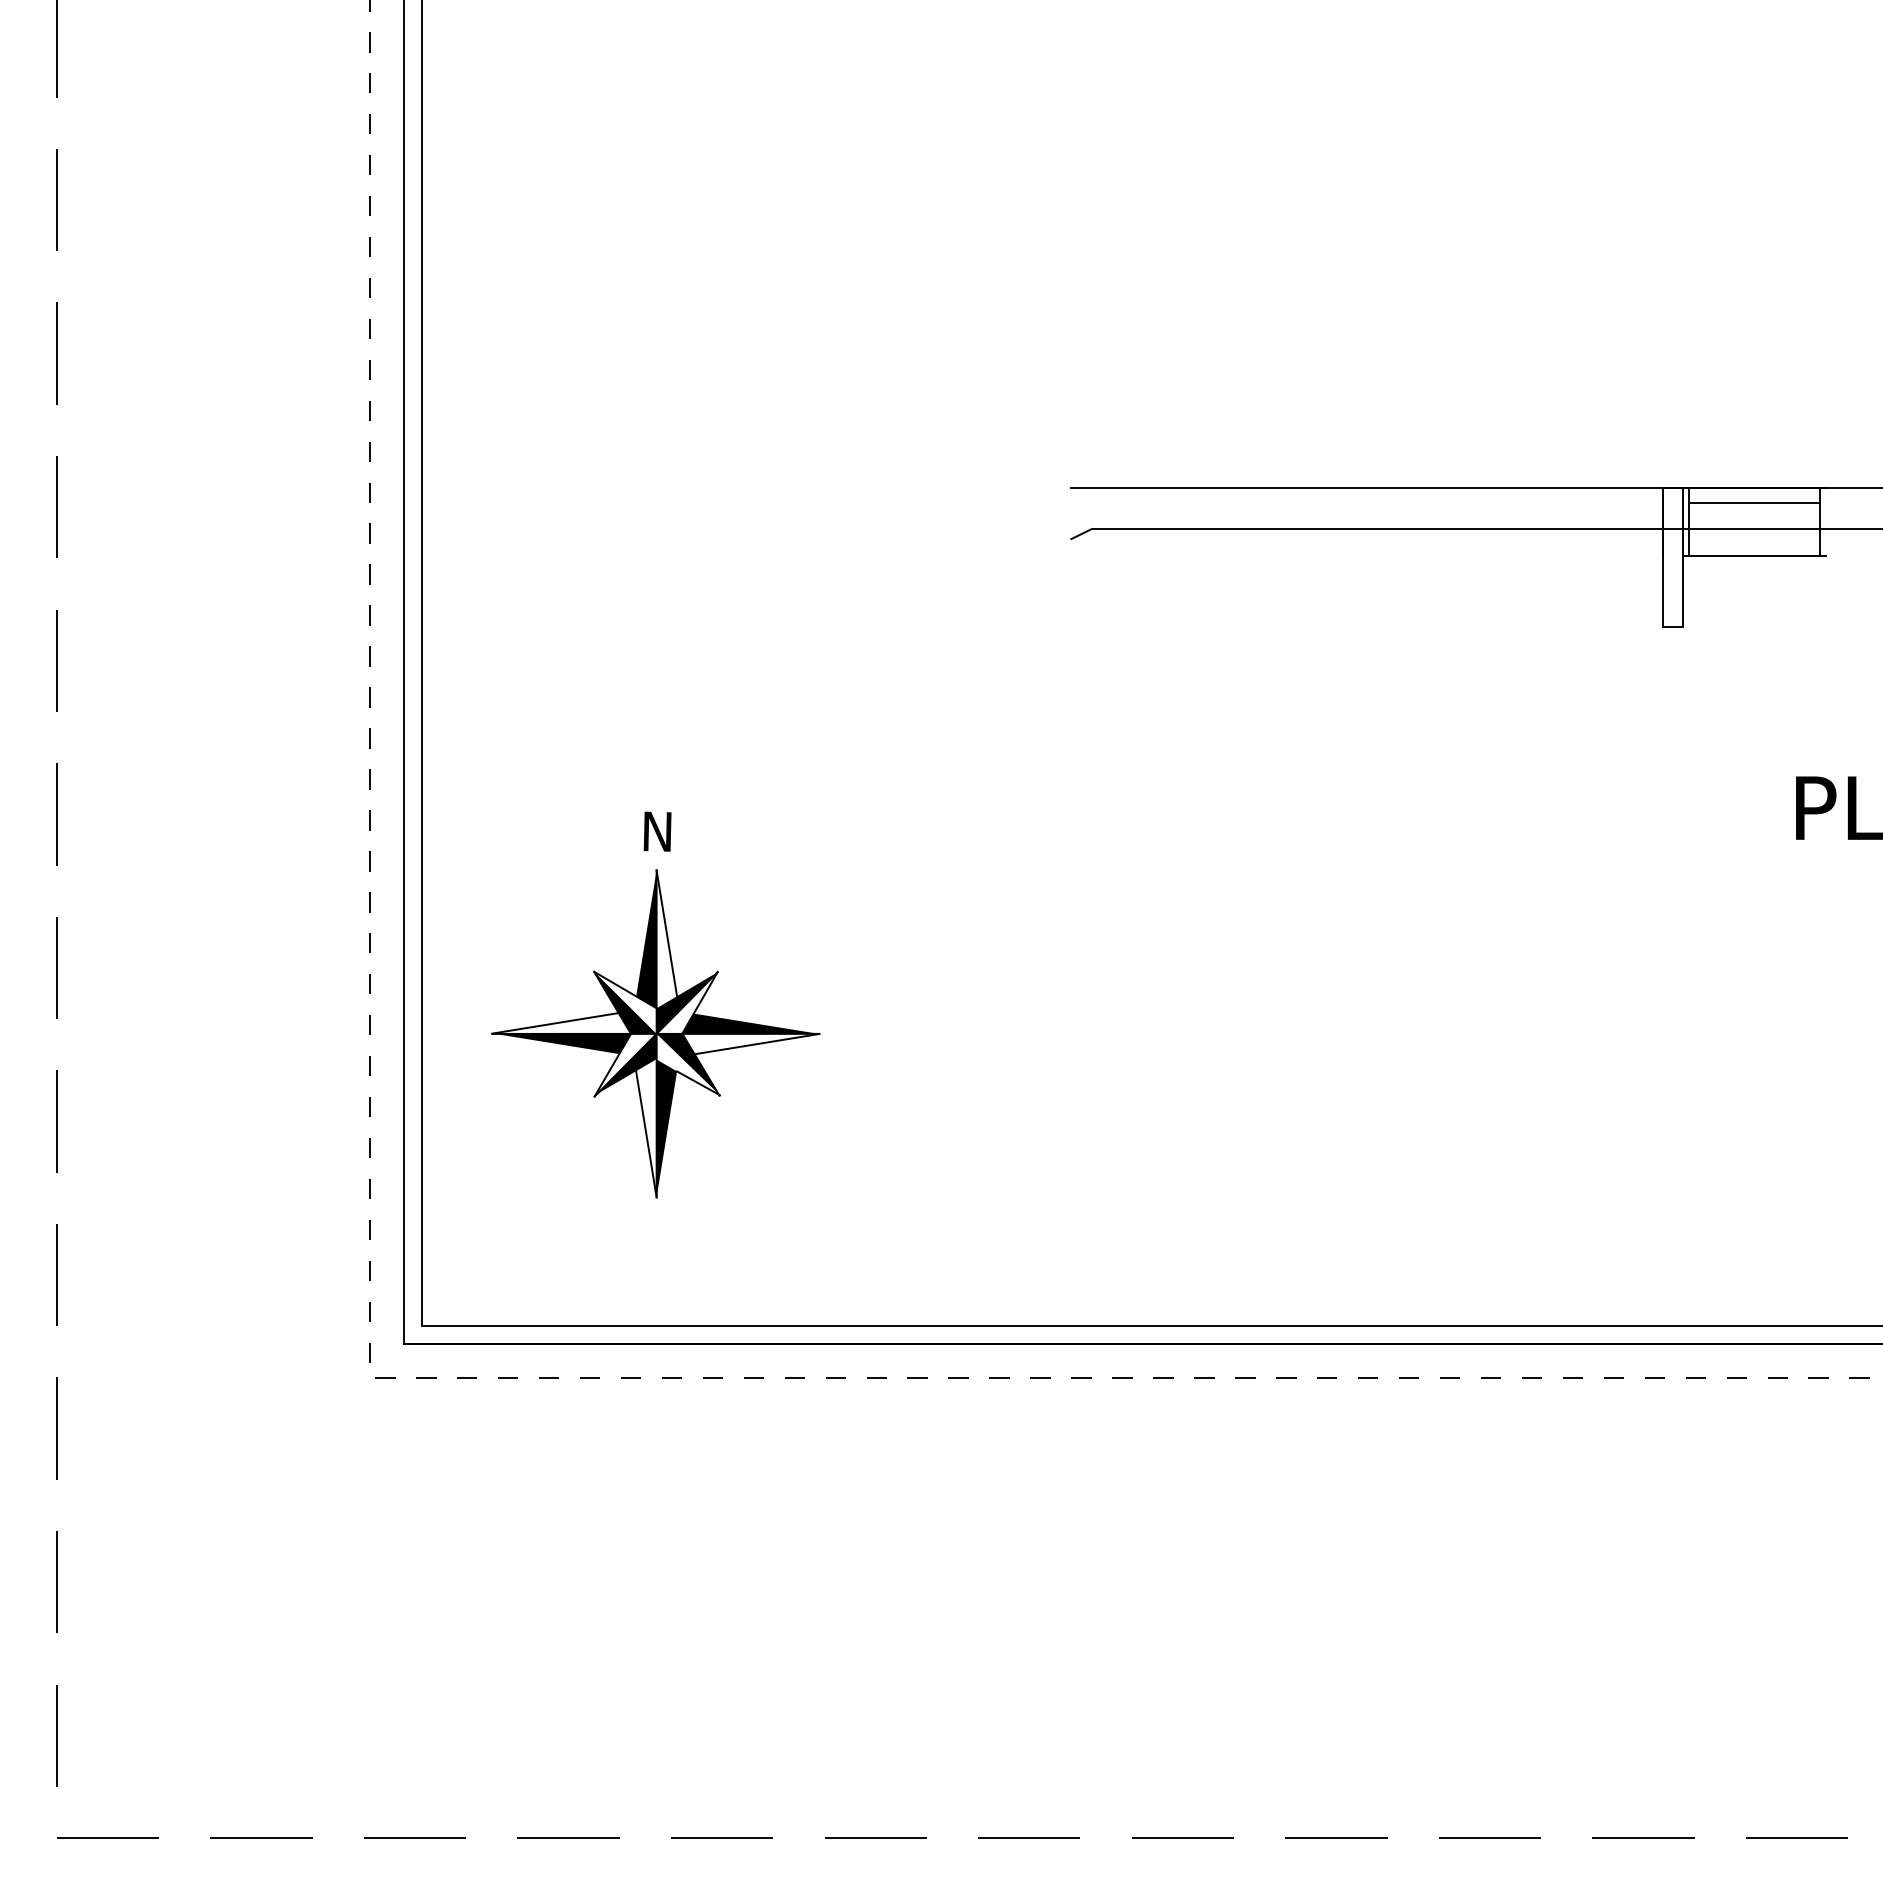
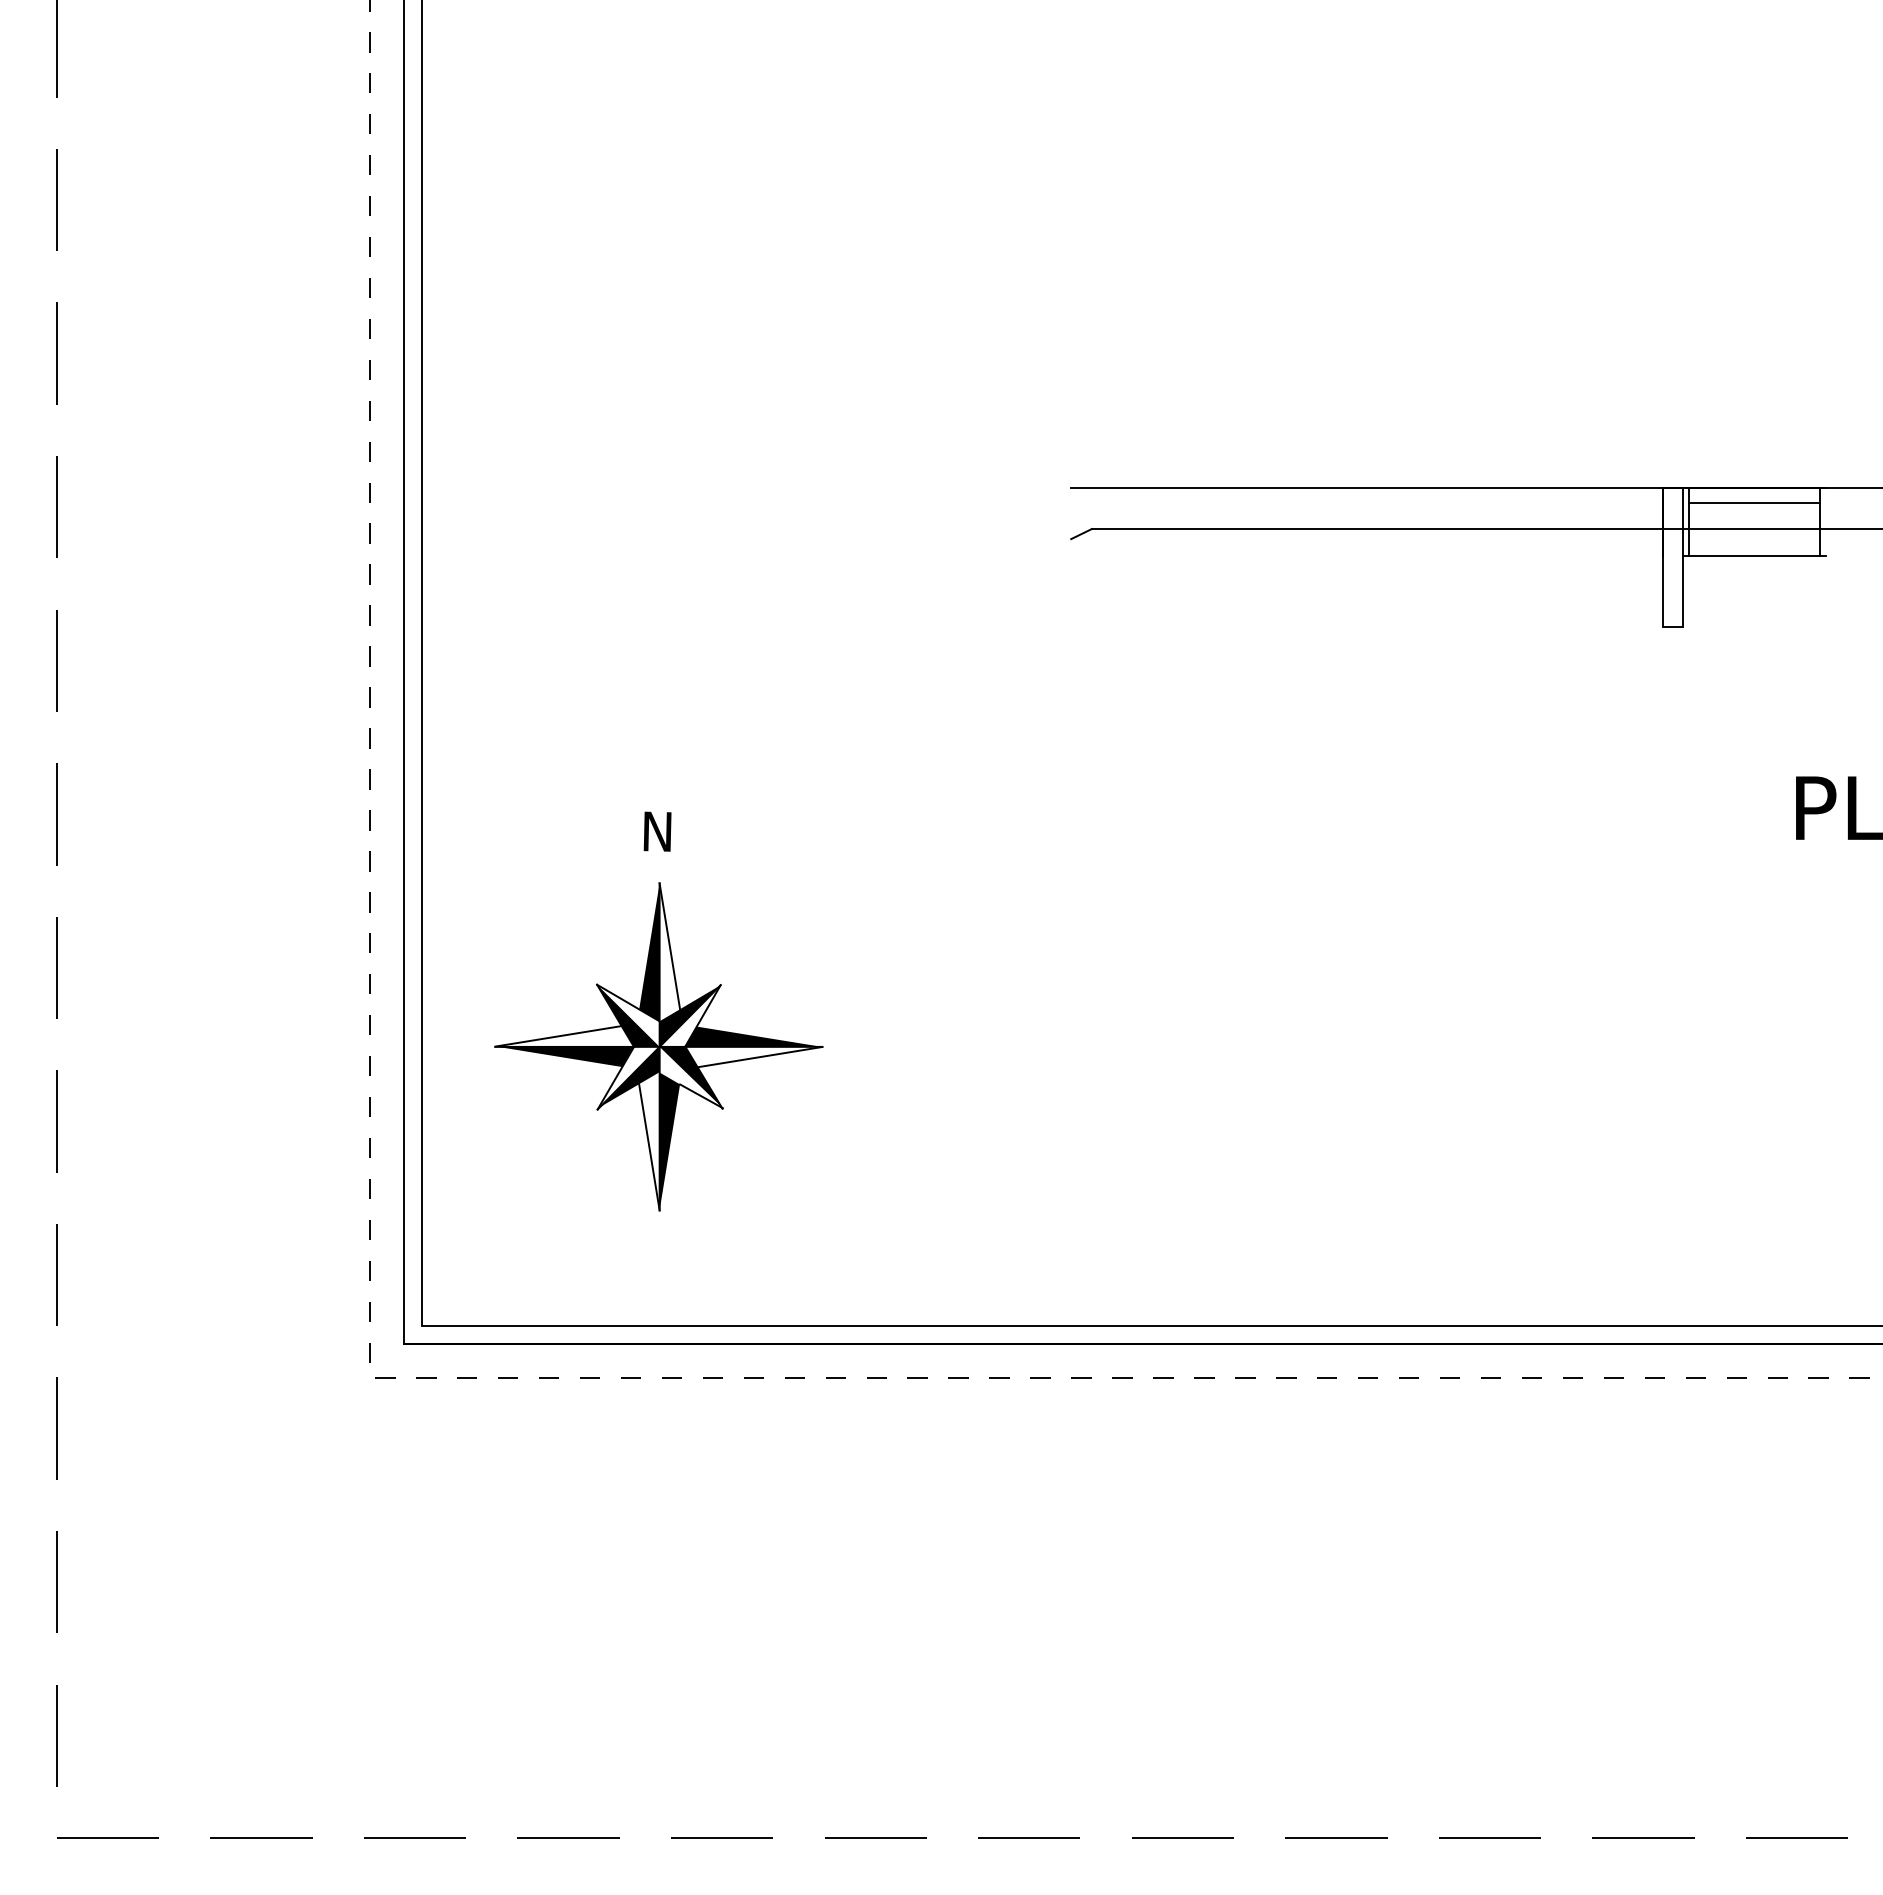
part position: (655, 1033) -> (658, 1046) (658, 1046)
